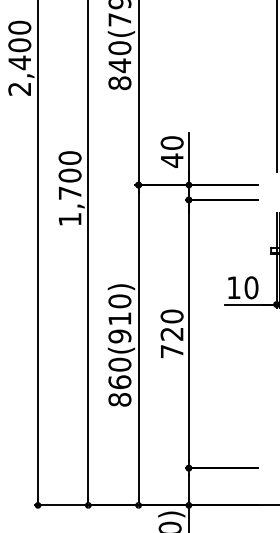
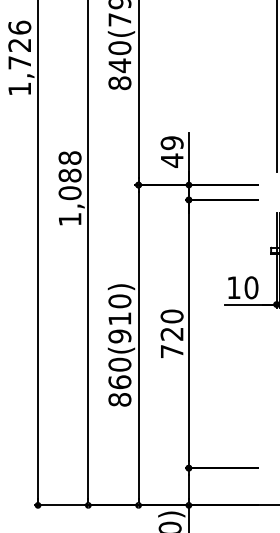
text: 2,400 -> 1,726 (19, 57)
text: 40 -> 49 (172, 143)
text: 1,700 -> 1,088 (69, 175)
